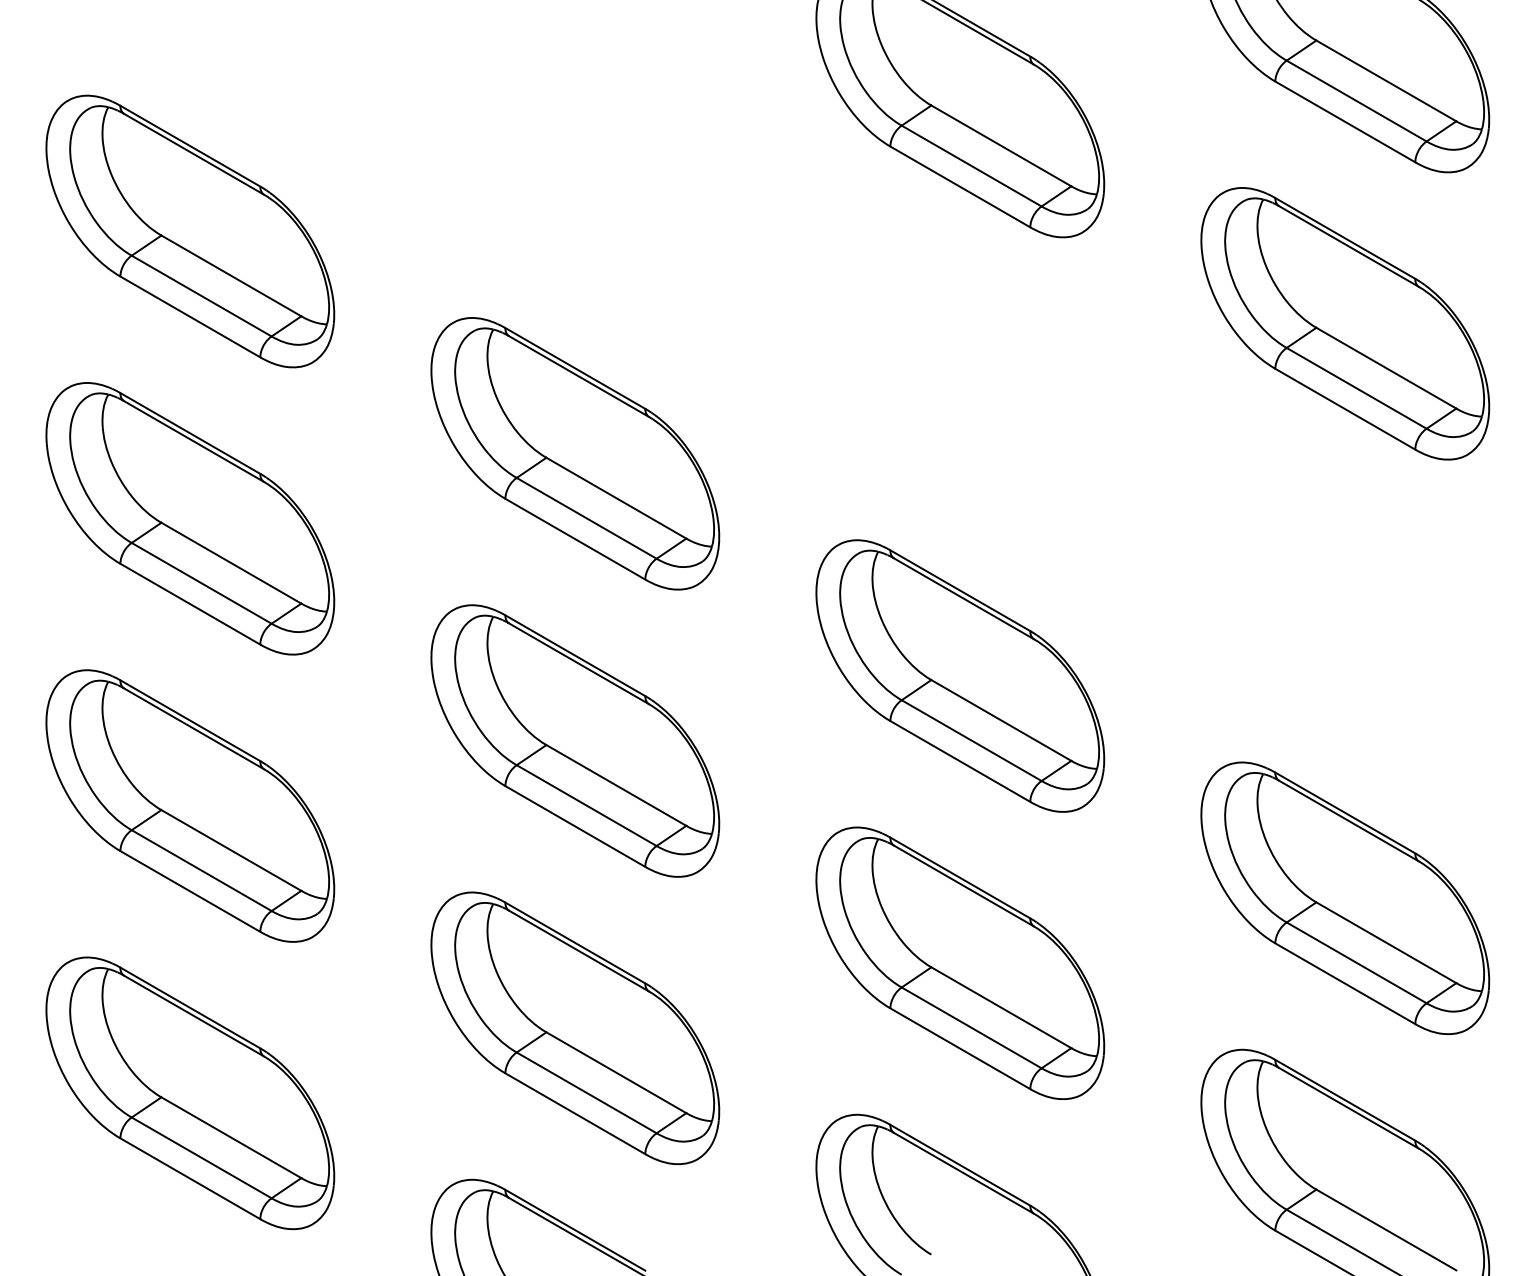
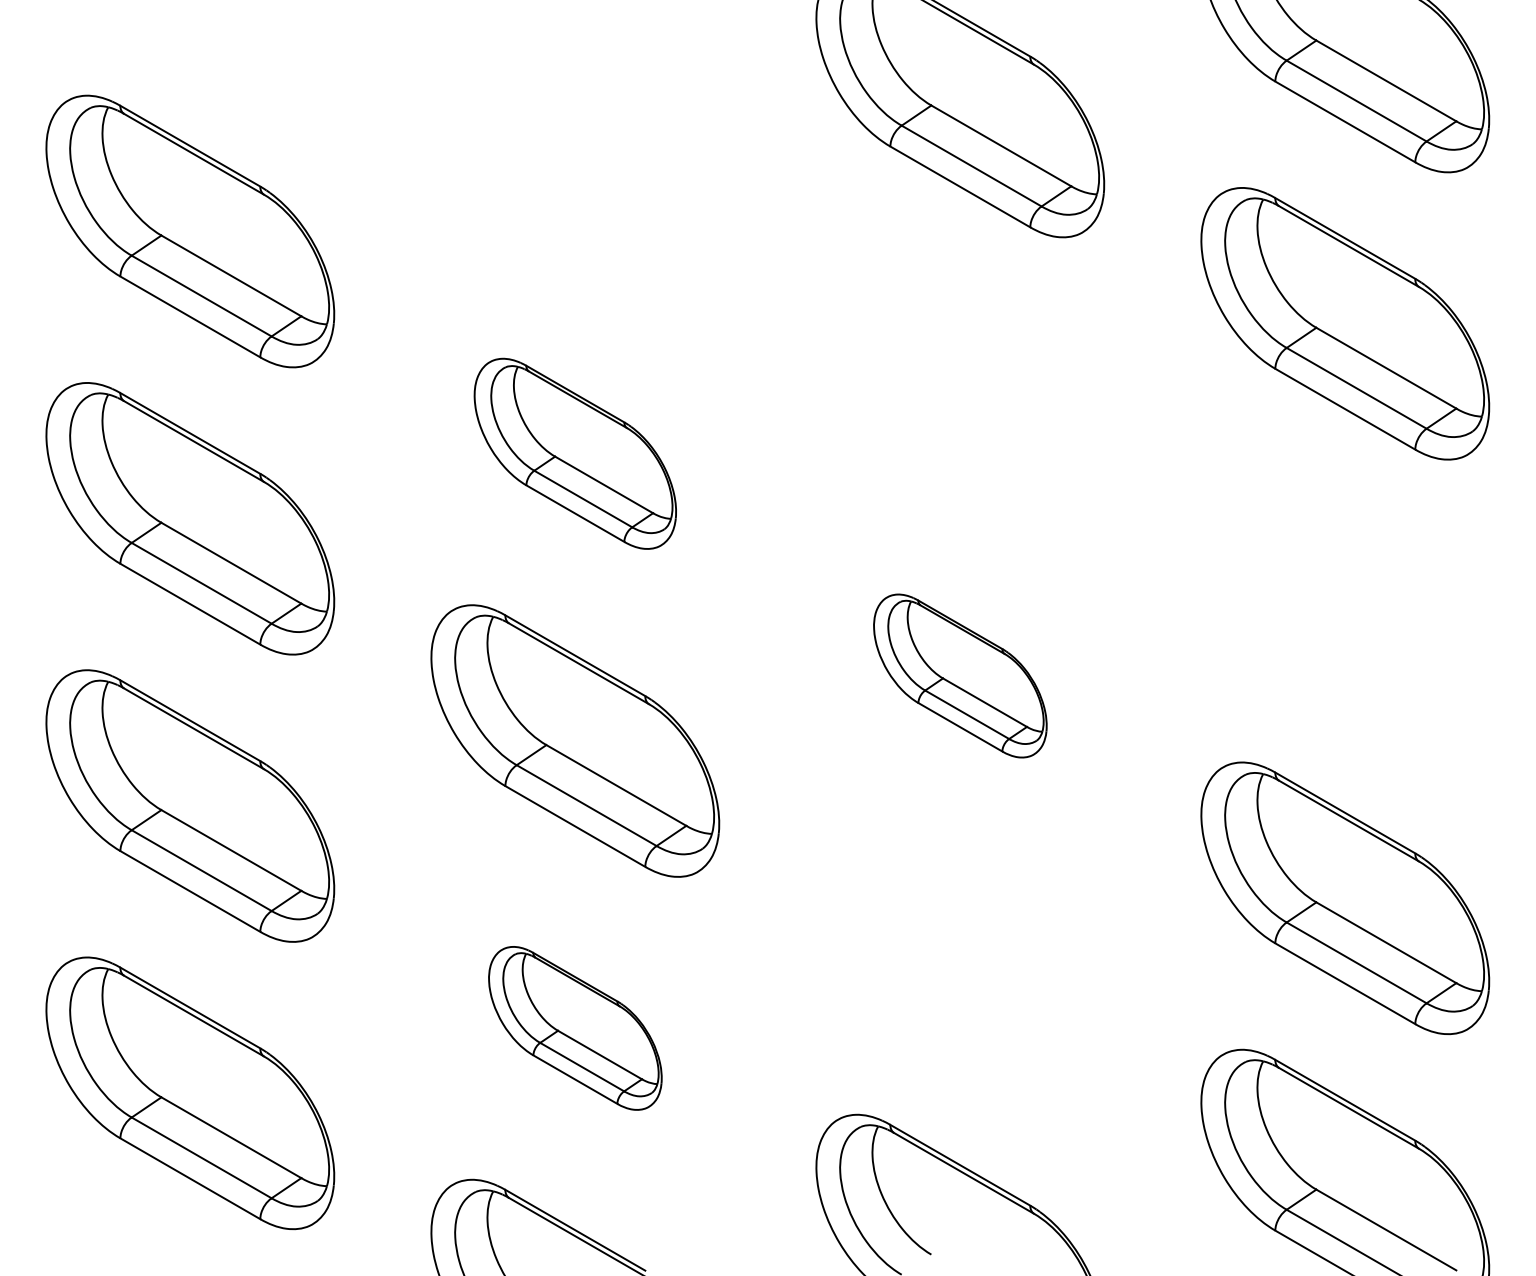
part size: 291x274 px -> 204x193 px (574, 453)
part size: 291x274 px -> 175x166 px (960, 675)
part: present -> none (960, 962)
part size: 291x275 px -> 175x165 px (575, 1028)
